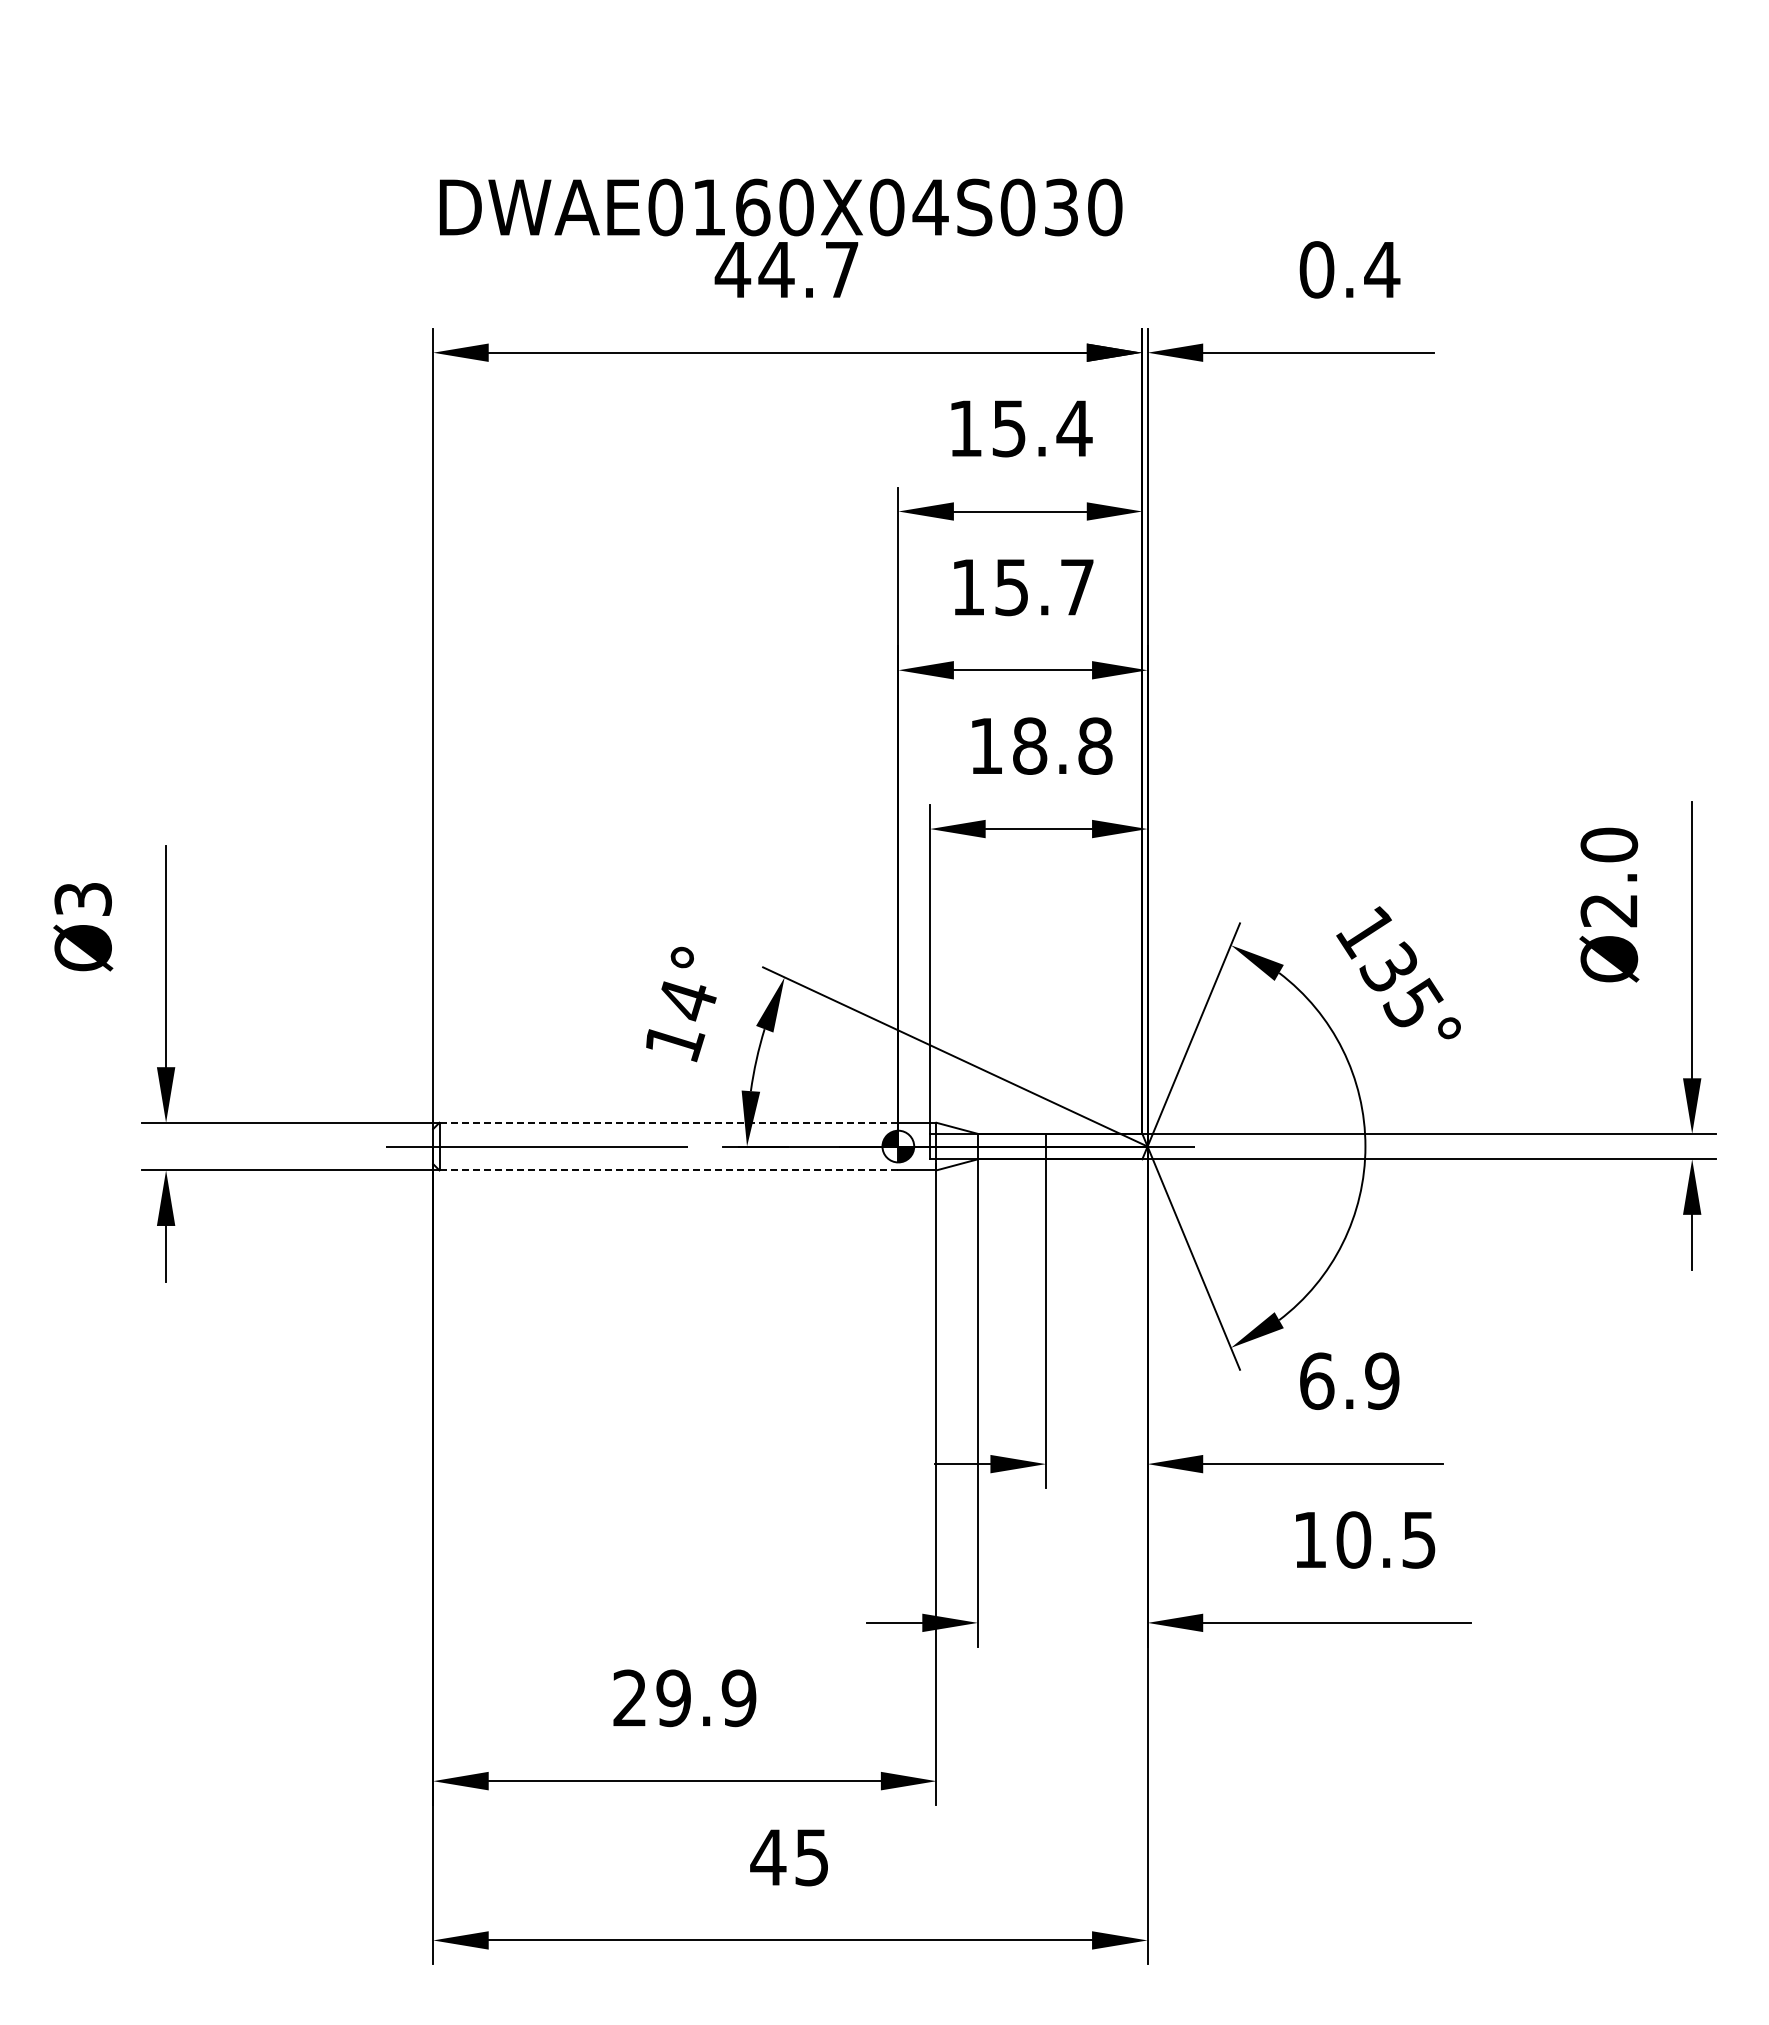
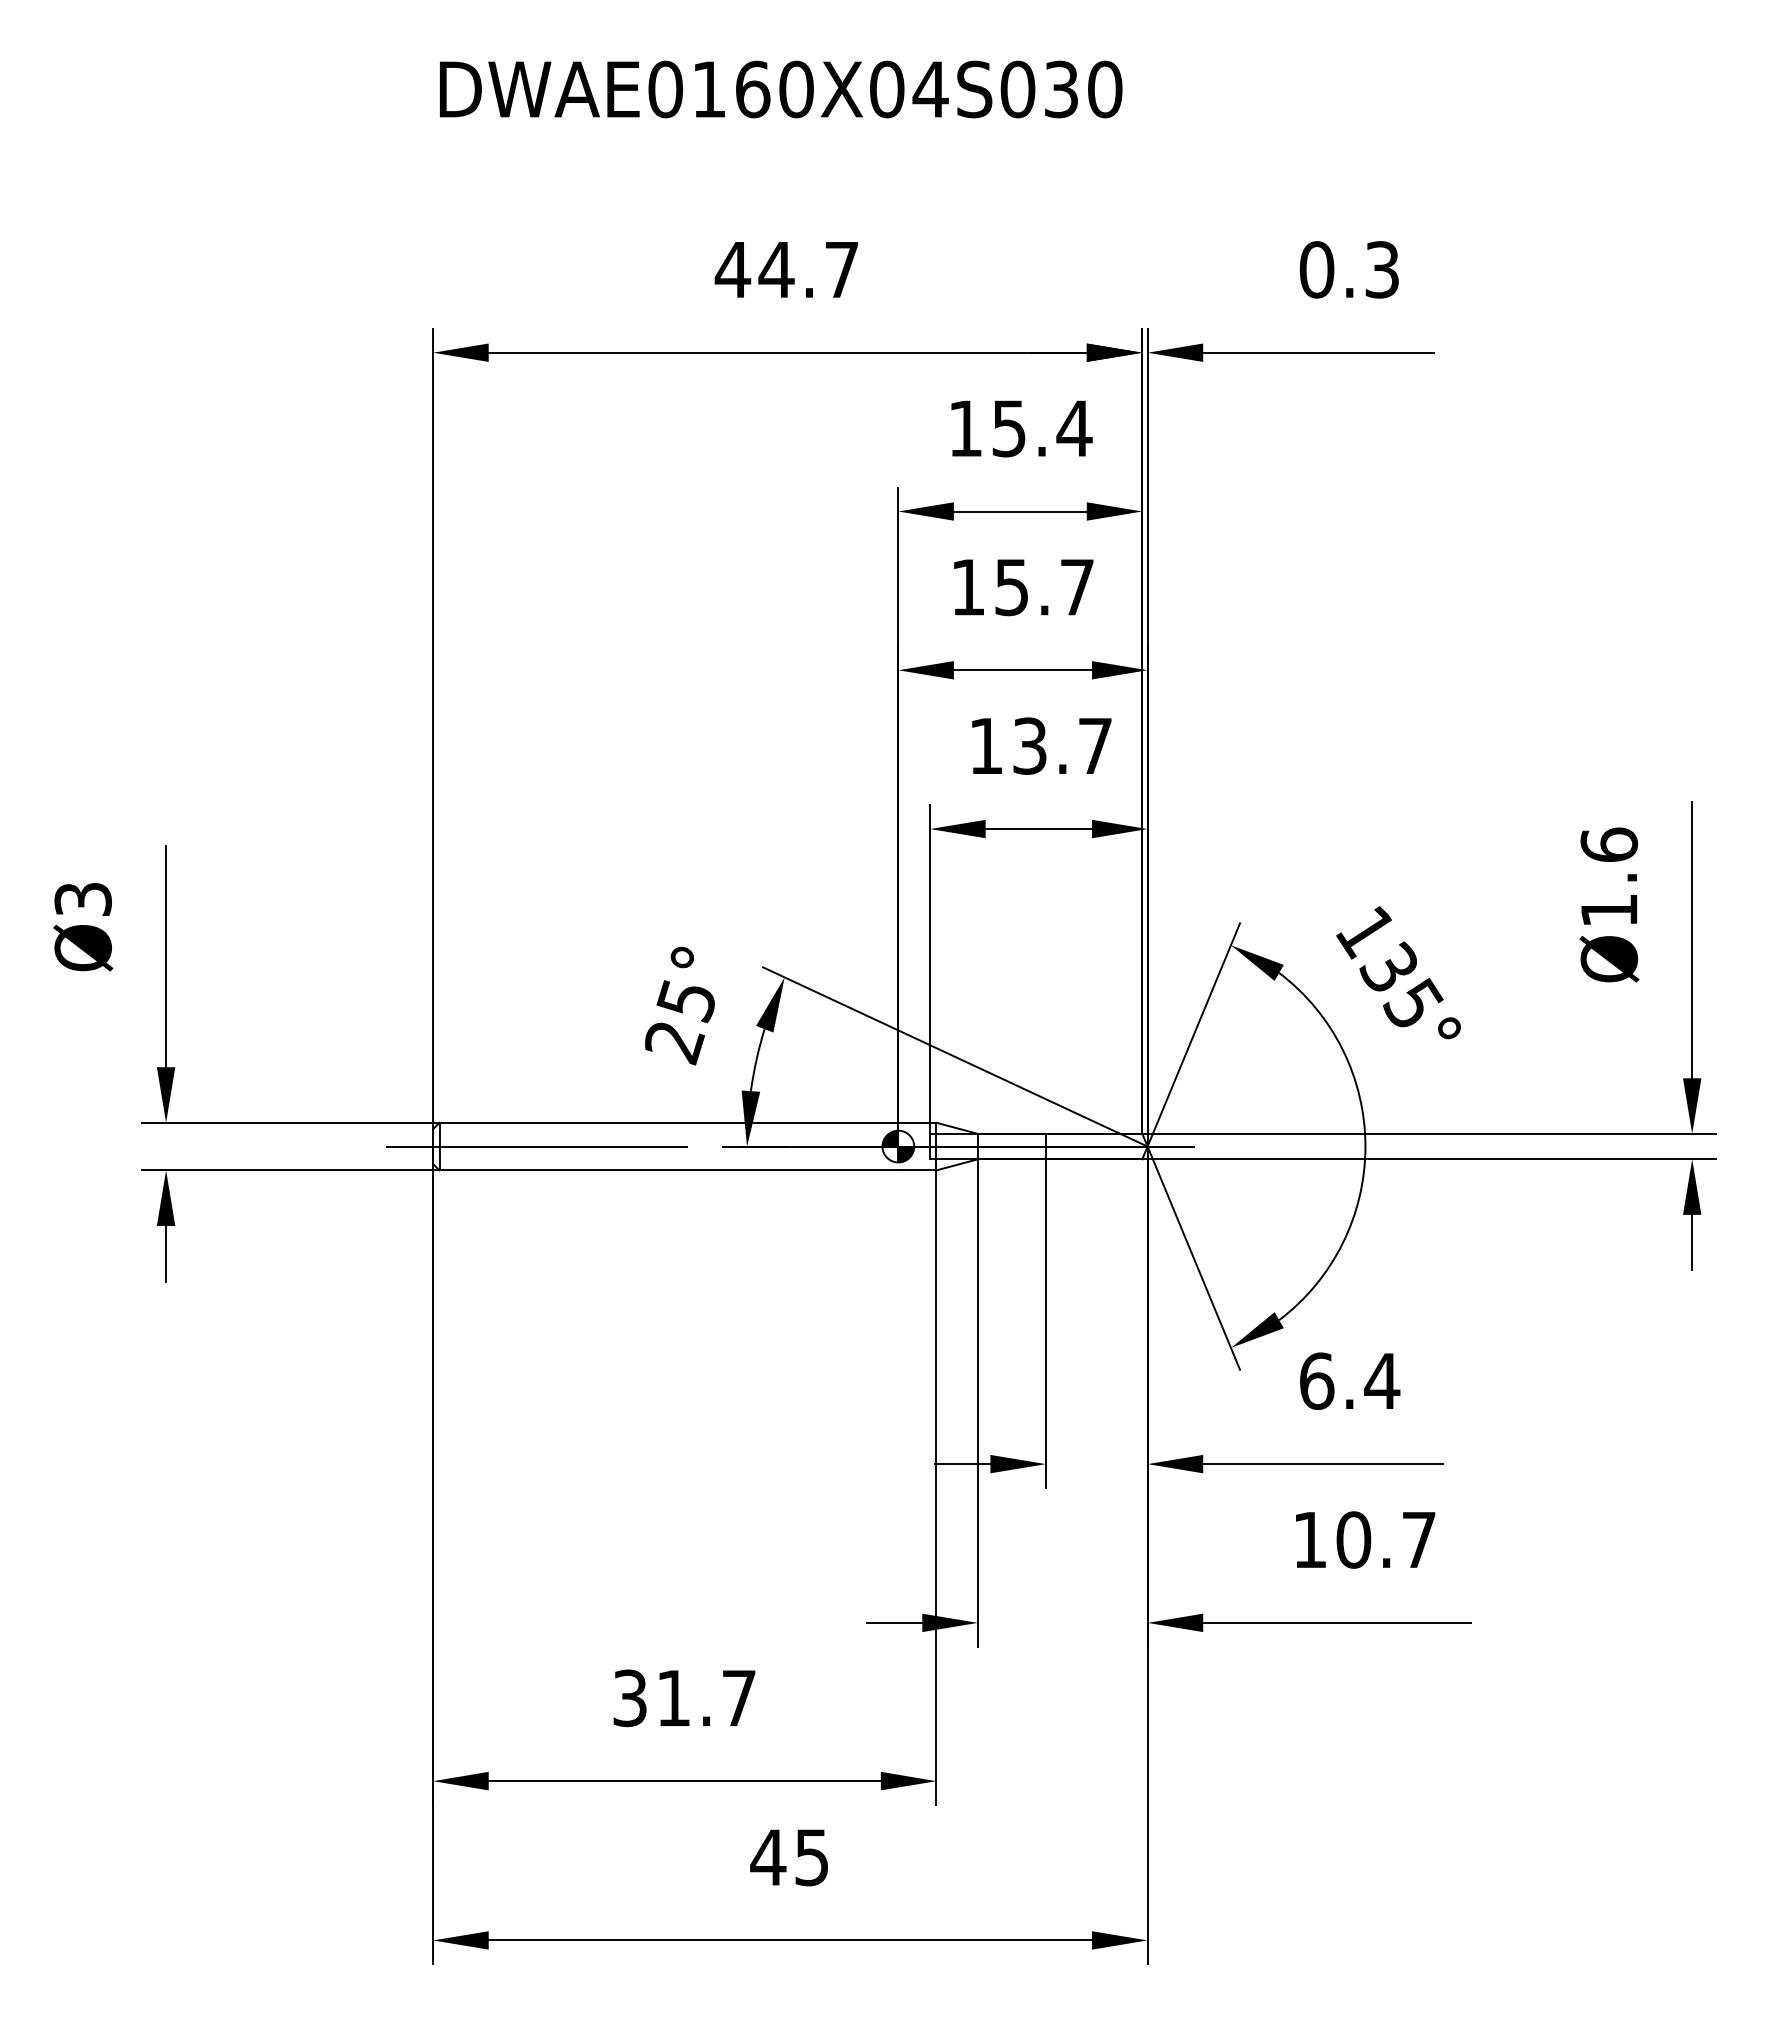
text position: (781, 207) -> (781, 89) (781, 89)
text: 0.4 -> 0.3 (1382, 269)
text: 18.8 -> 13.7 (1062, 745)
text: Ø2.0 -> Ø1.6 (1609, 877)
text: 14° -> 25° (680, 1022)
line: dashed -> solid (668, 1122)
line: dashed -> solid (669, 1170)
text: 6.9 -> 6.4 (1382, 1380)
text: 10.5 -> 10.7 (1418, 1540)
text: 29.9 -> 31.7 (684, 1698)
